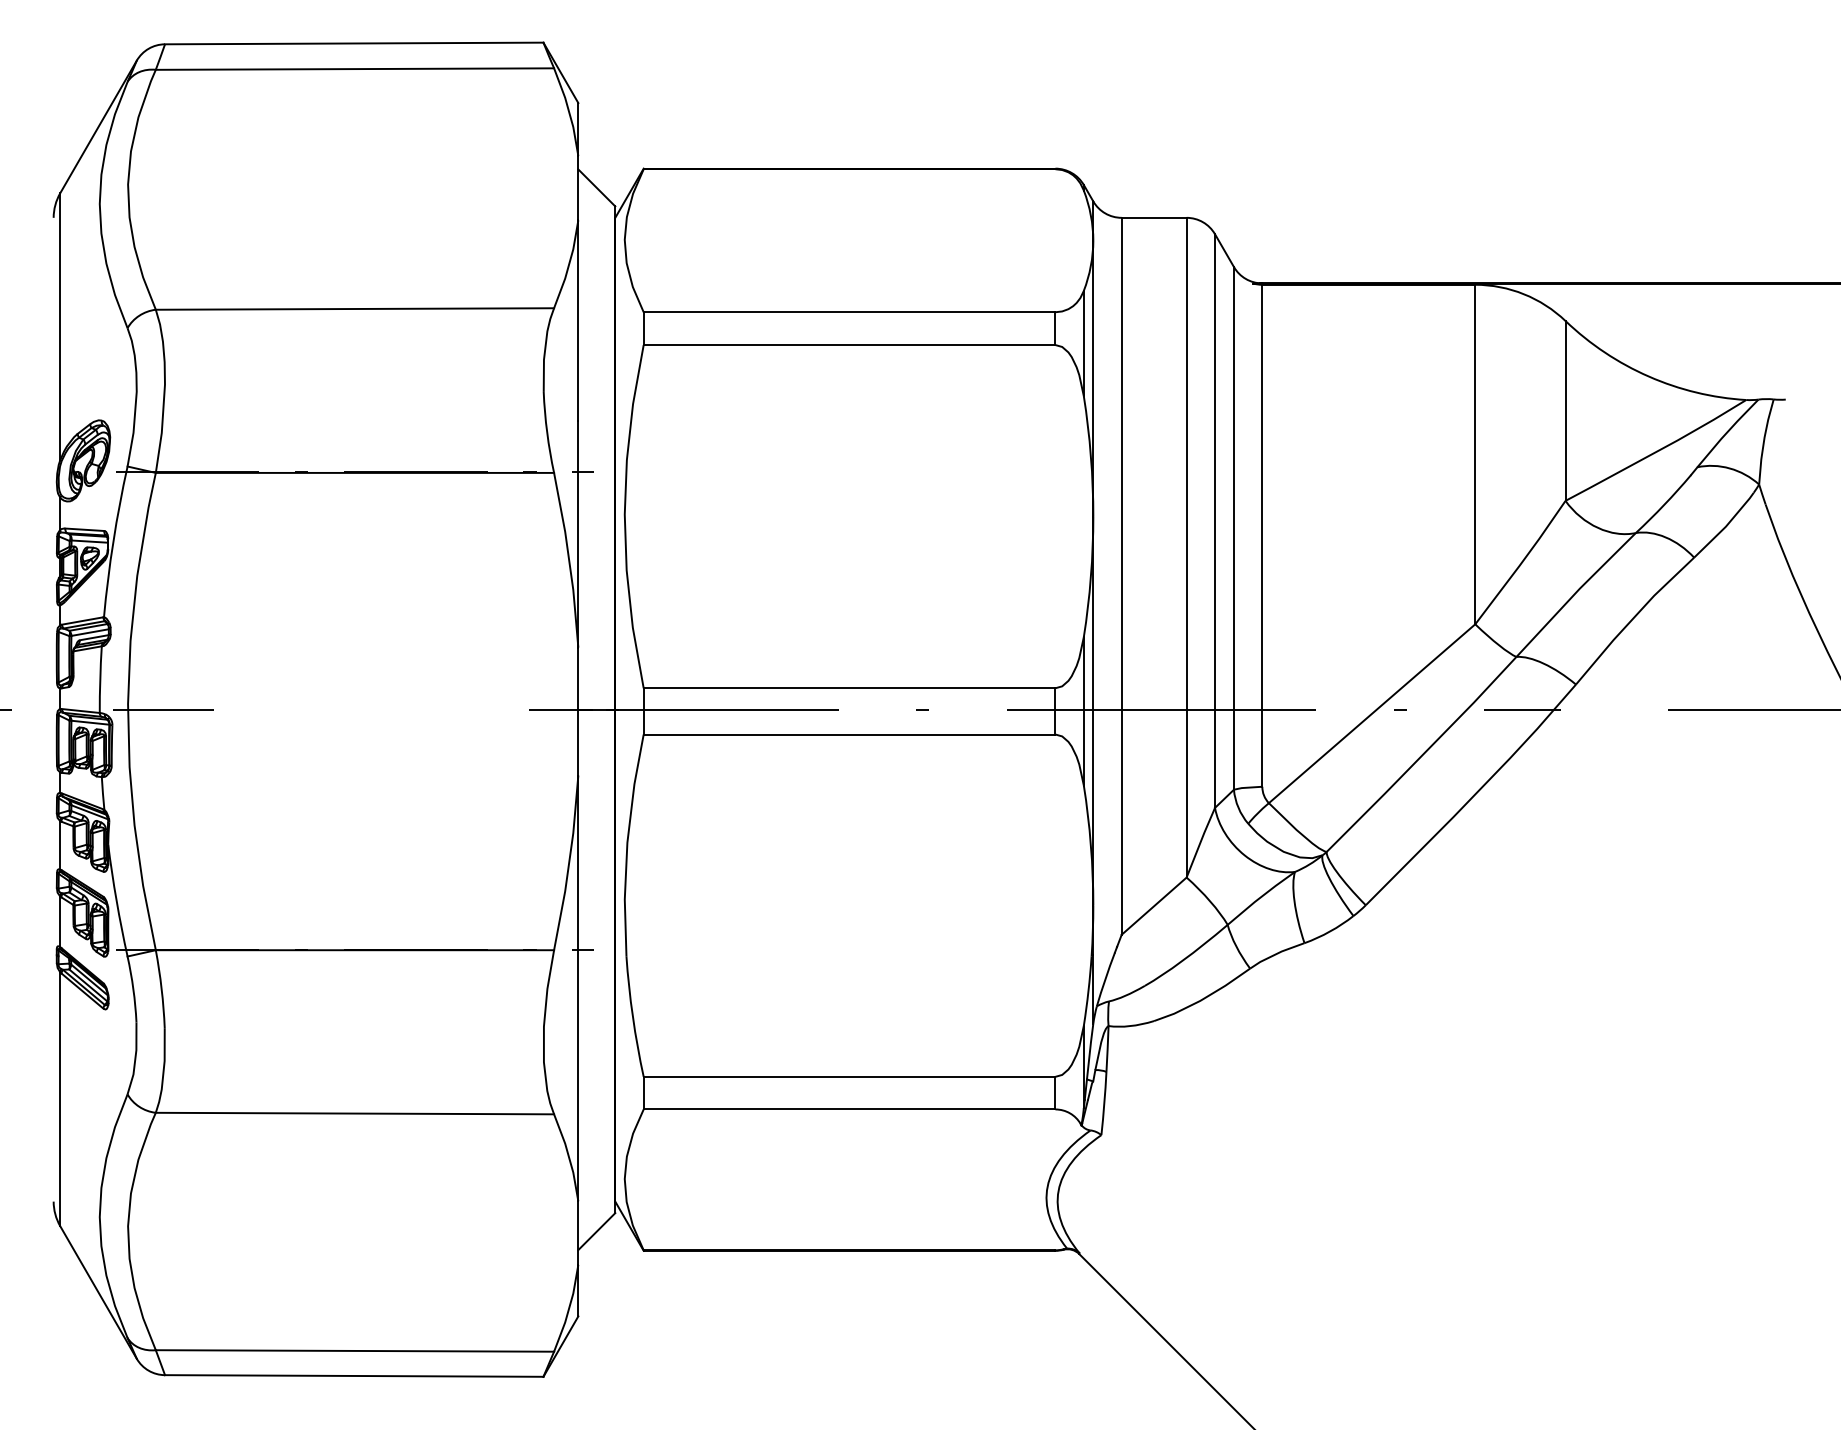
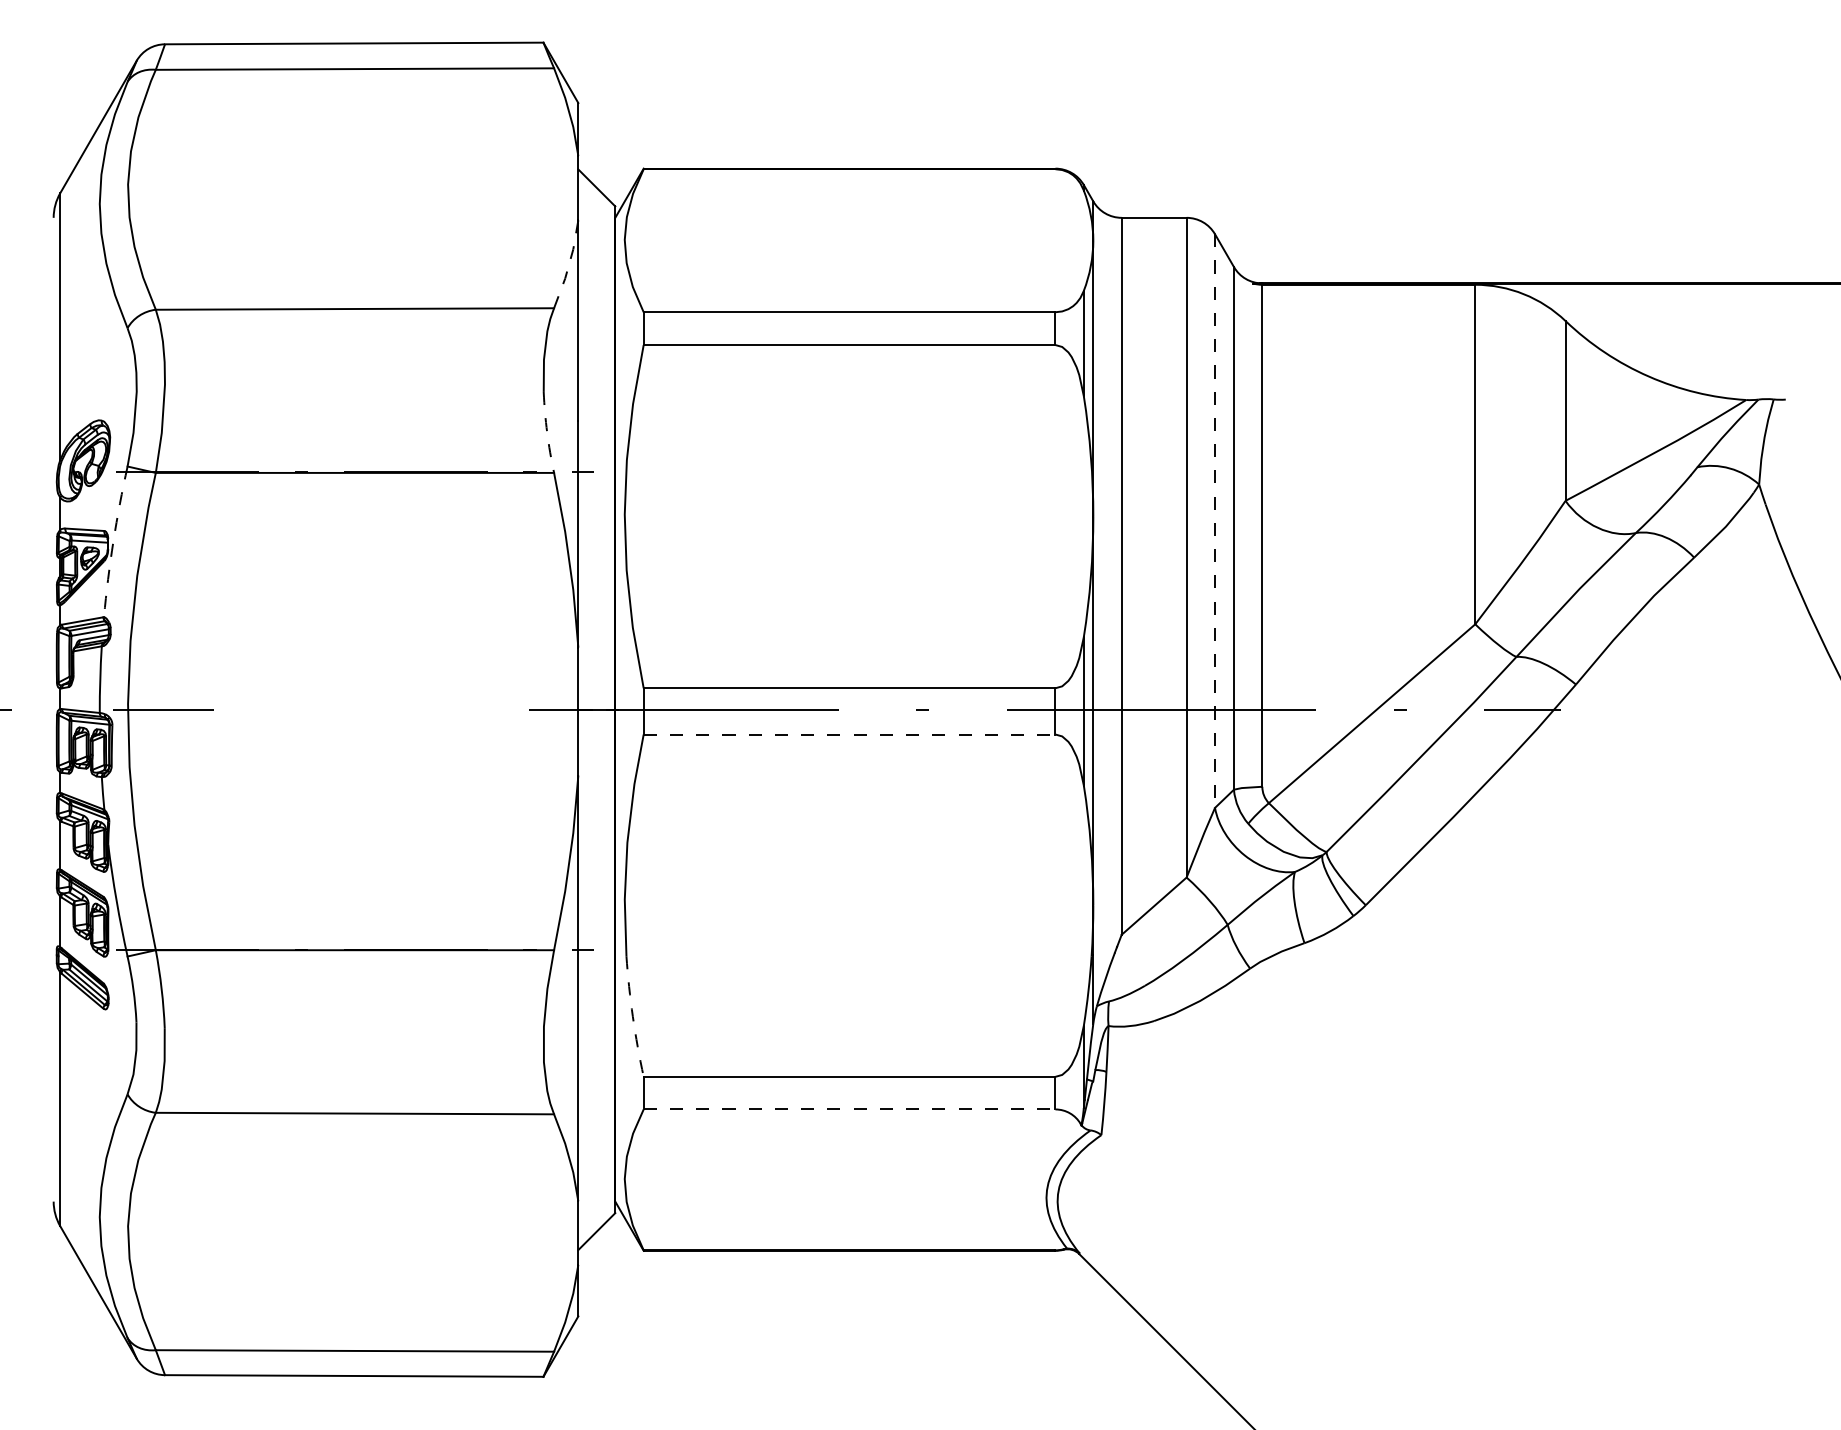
line: solid -> dashed (568, 265)
arc: solid -> dashed (547, 432)
line: solid -> dashed (1215, 521)
arc: solid -> dashed (113, 541)
line: present -> none (1752, 709)
line: solid -> dashed (849, 734)
arc: solid -> dashed (632, 1016)
line: solid -> dashed (849, 1109)
